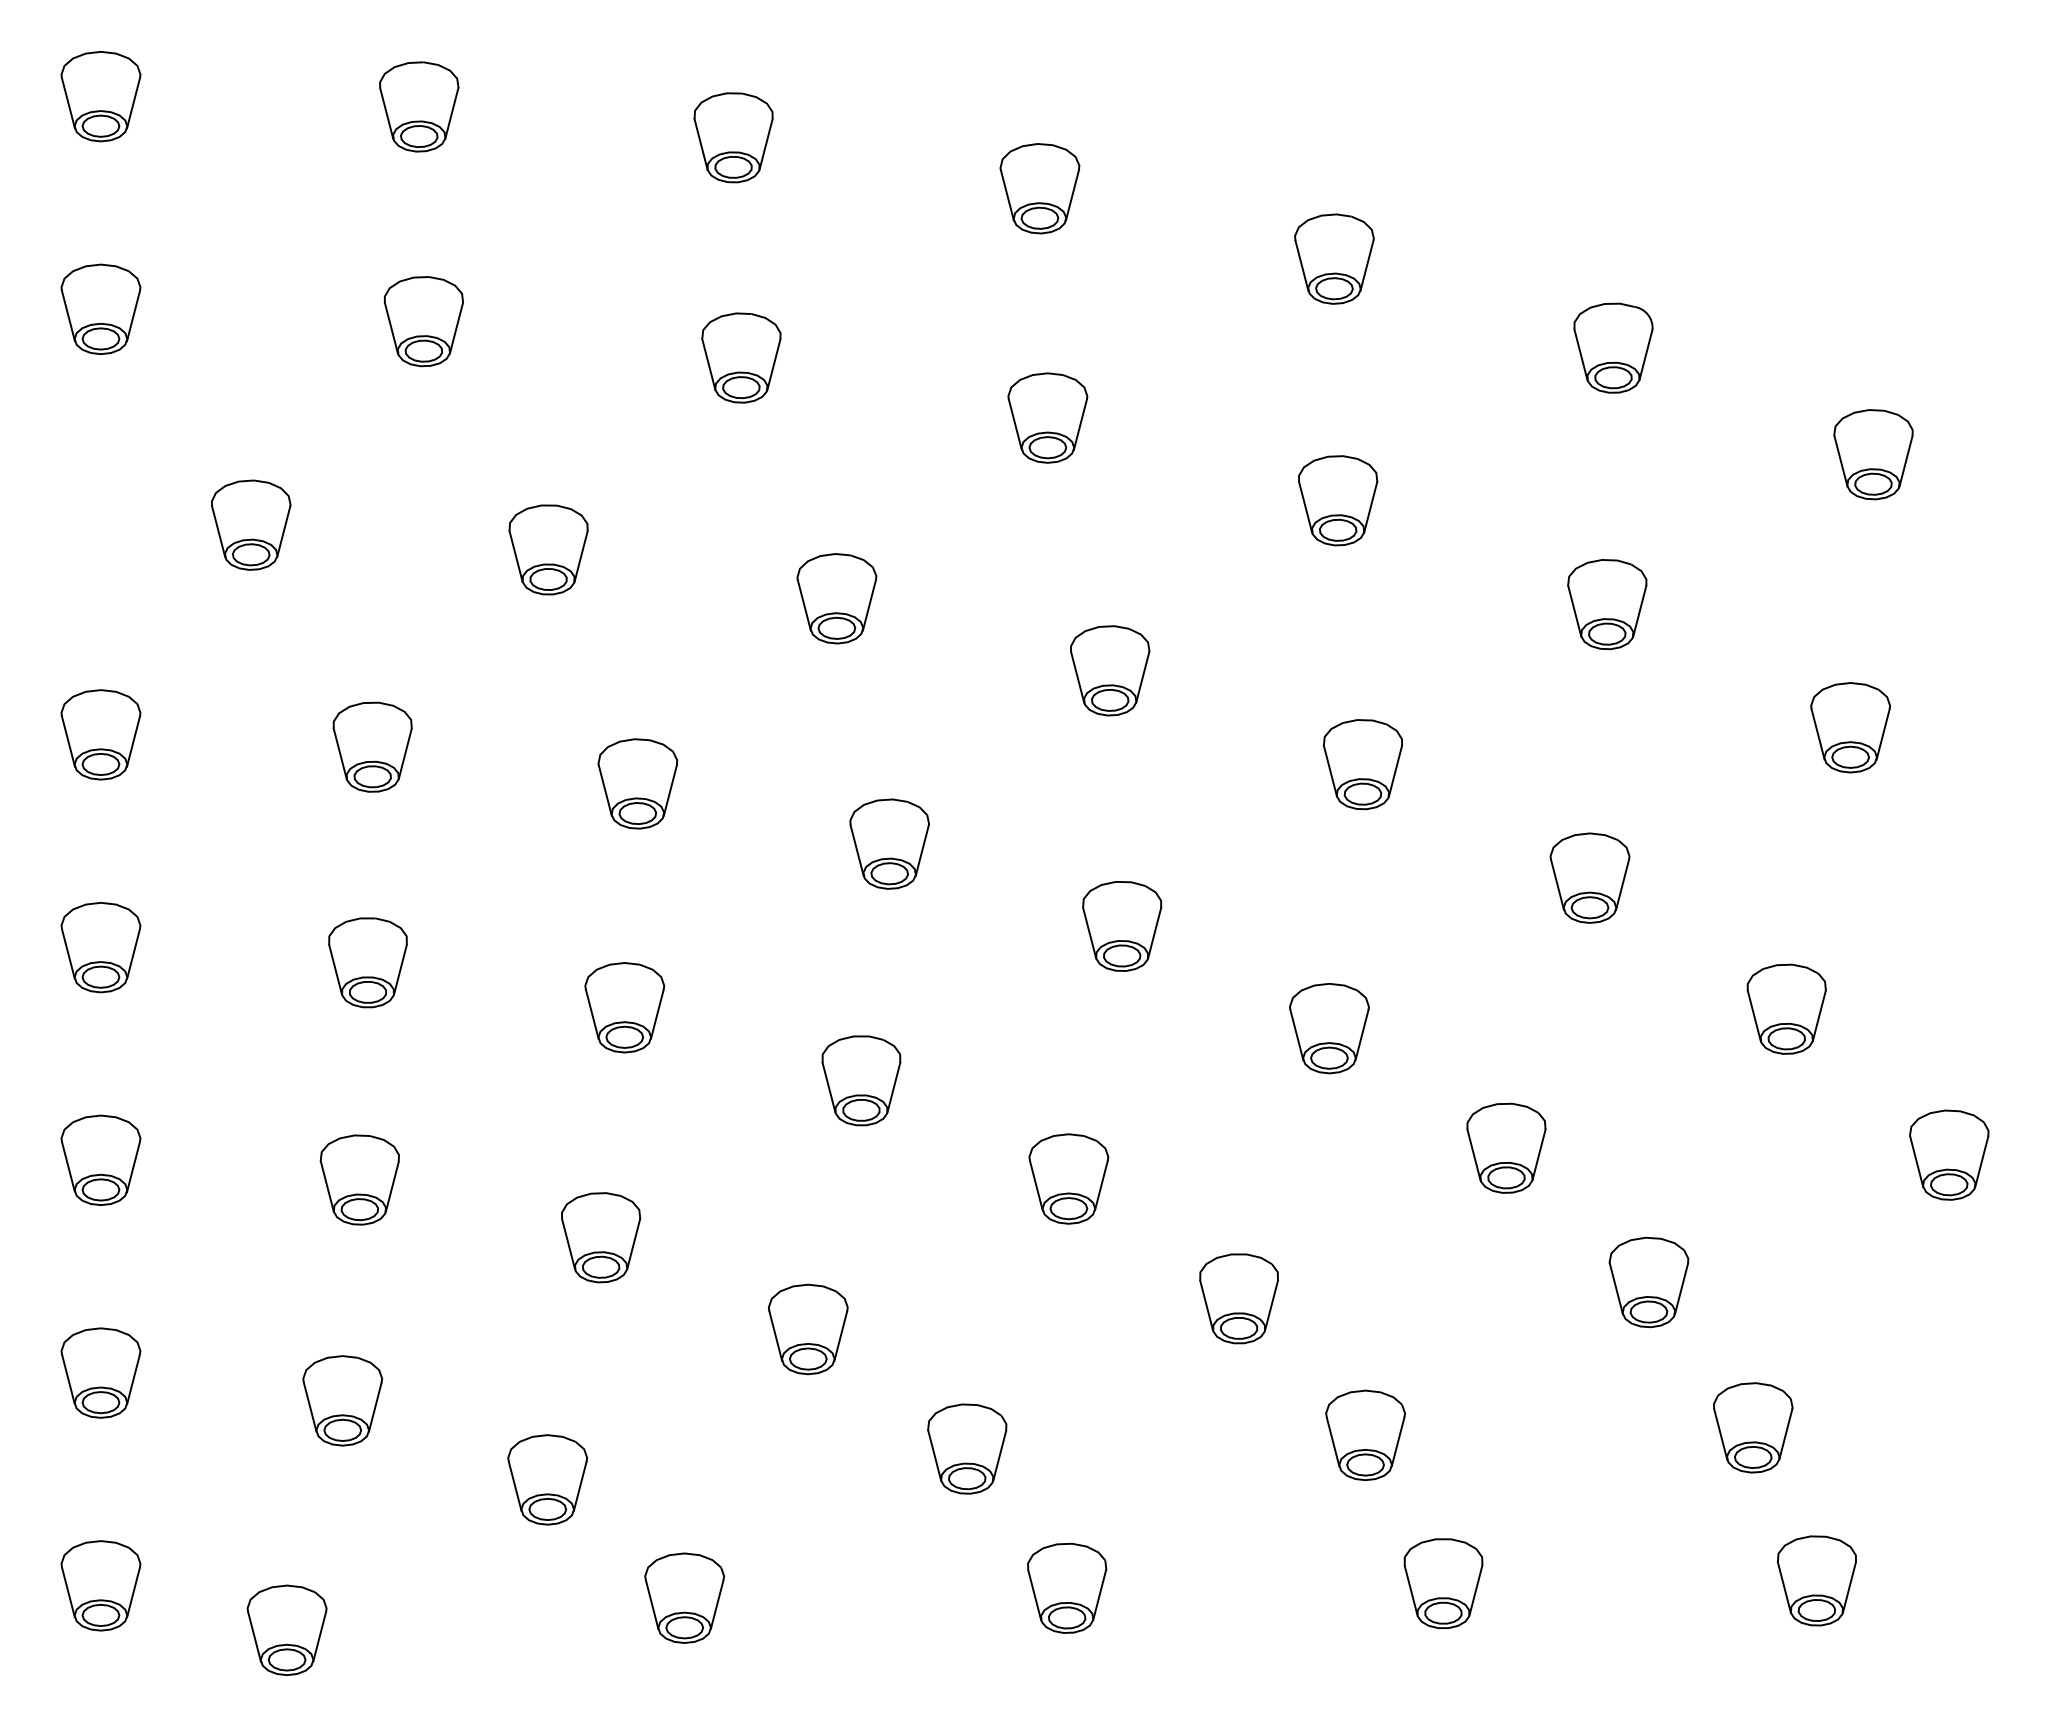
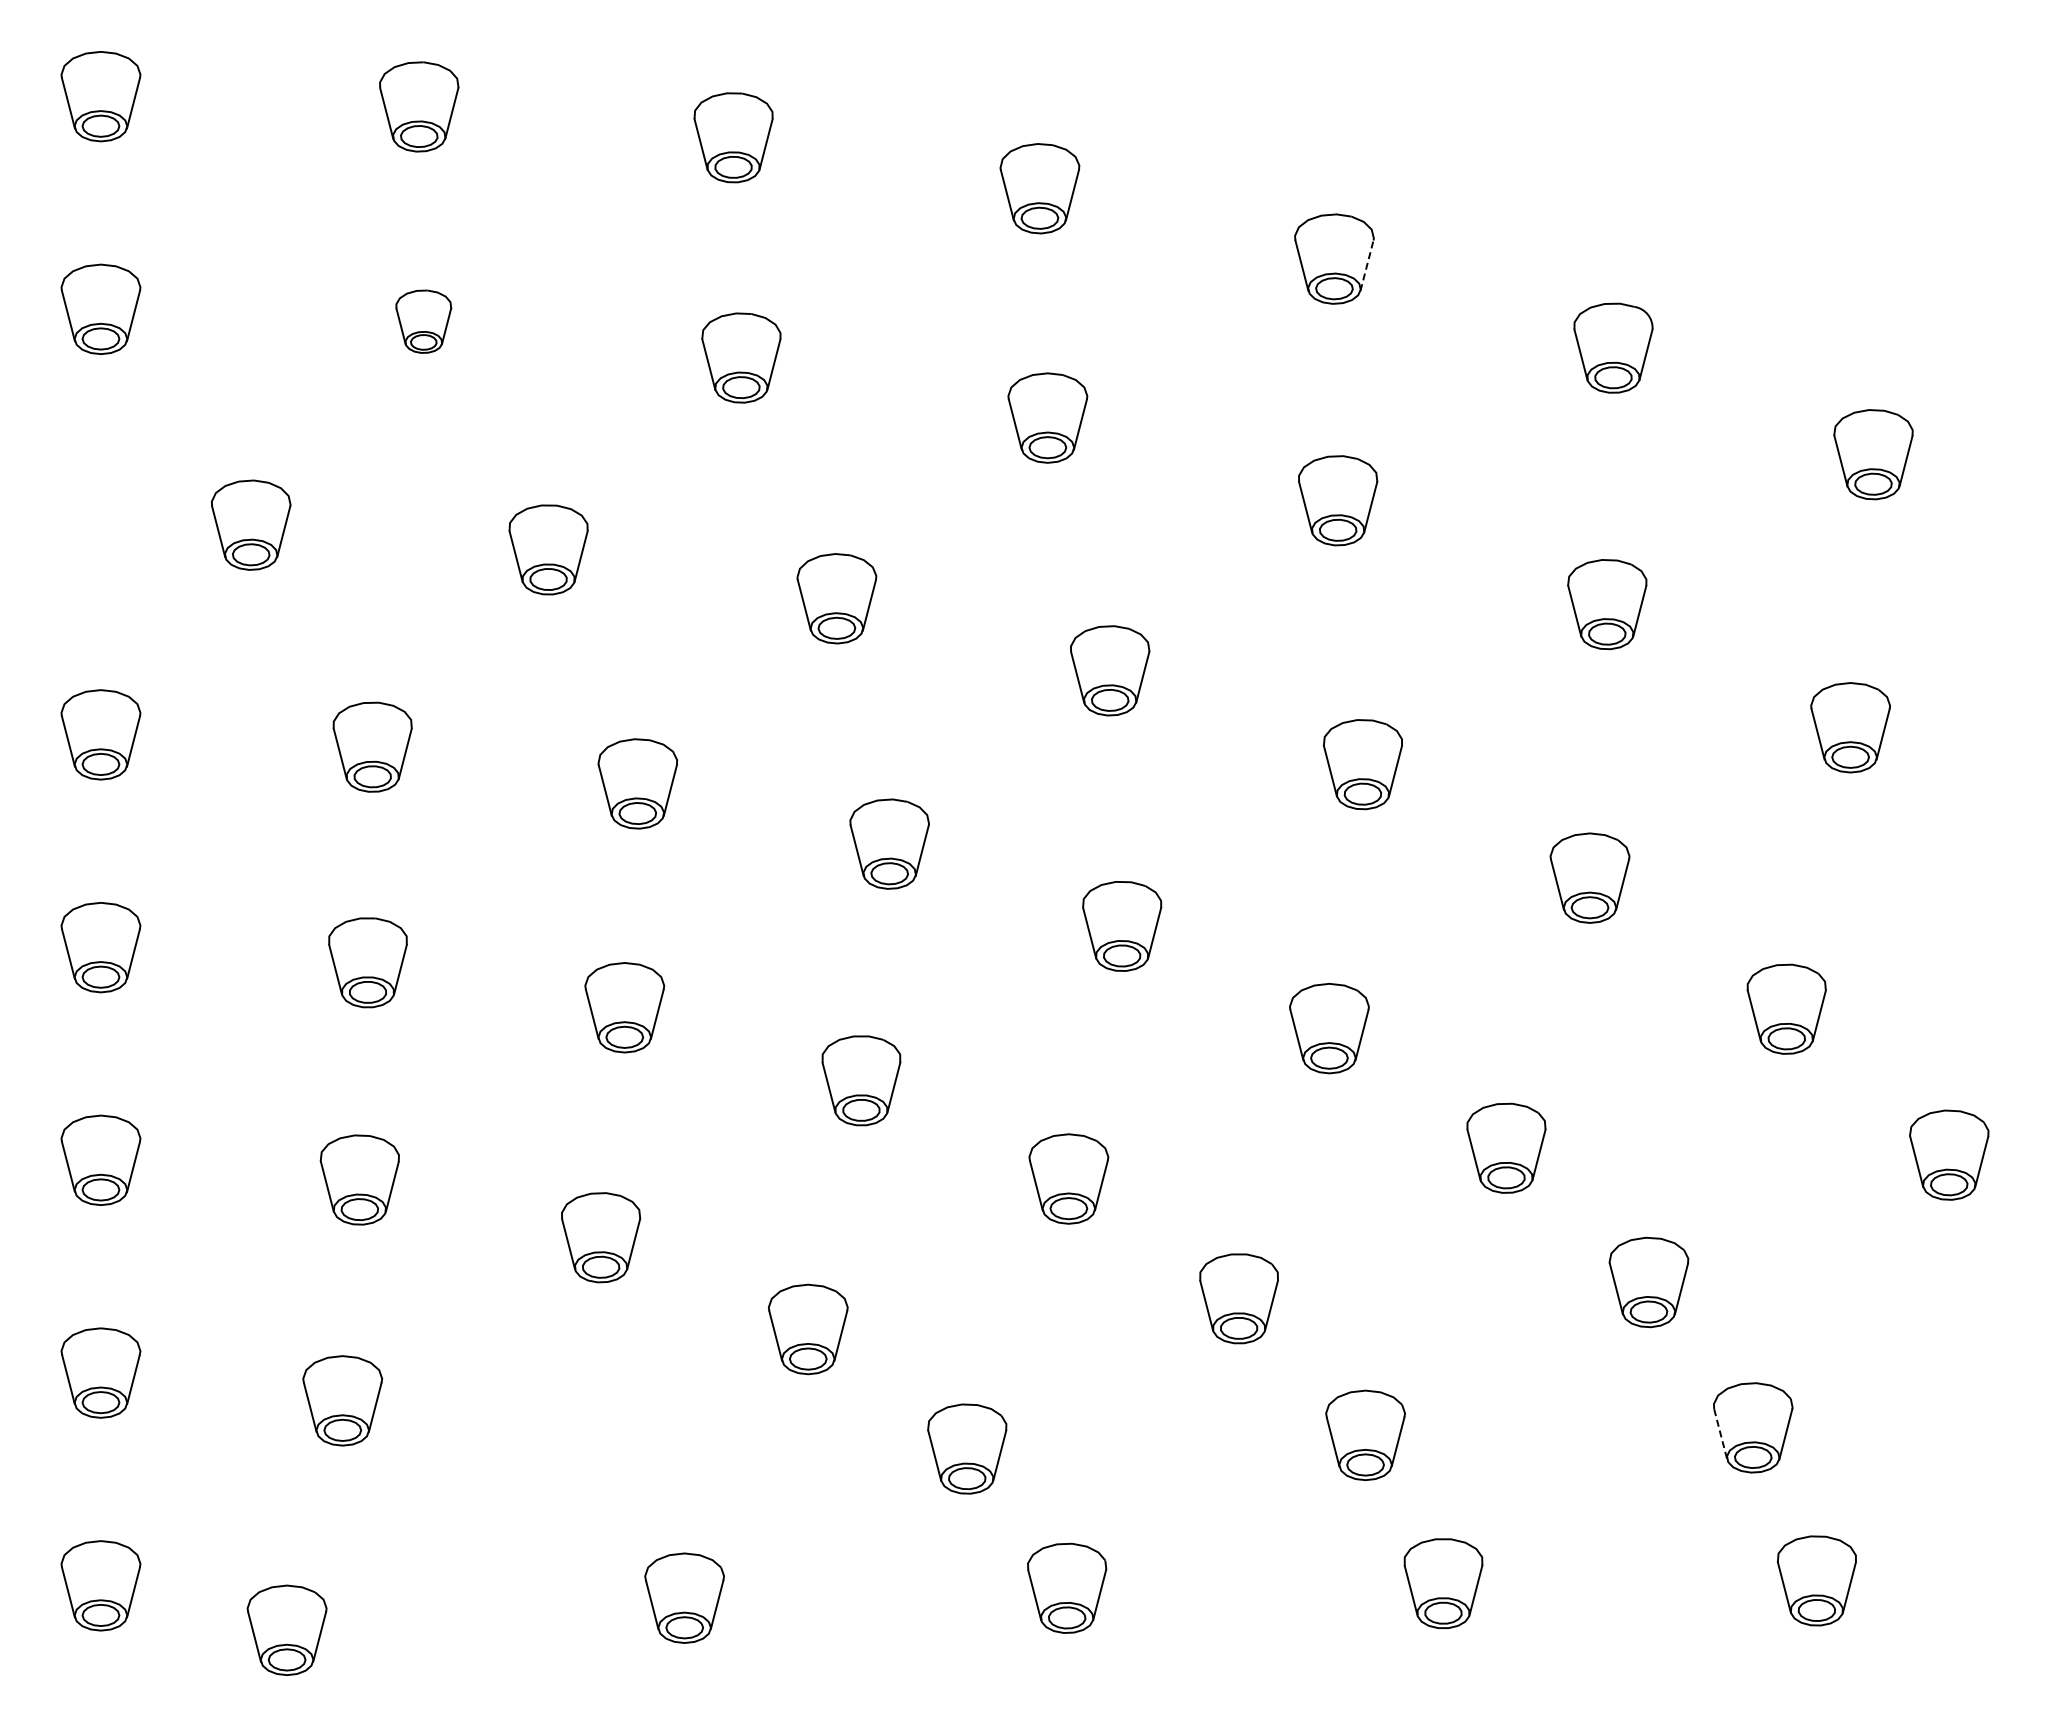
line: solid -> dashed (1367, 265)
part size: 81x92 px -> 58x65 px (423, 321)
line: solid -> dashed (1720, 1434)
part: present -> none (547, 1479)
